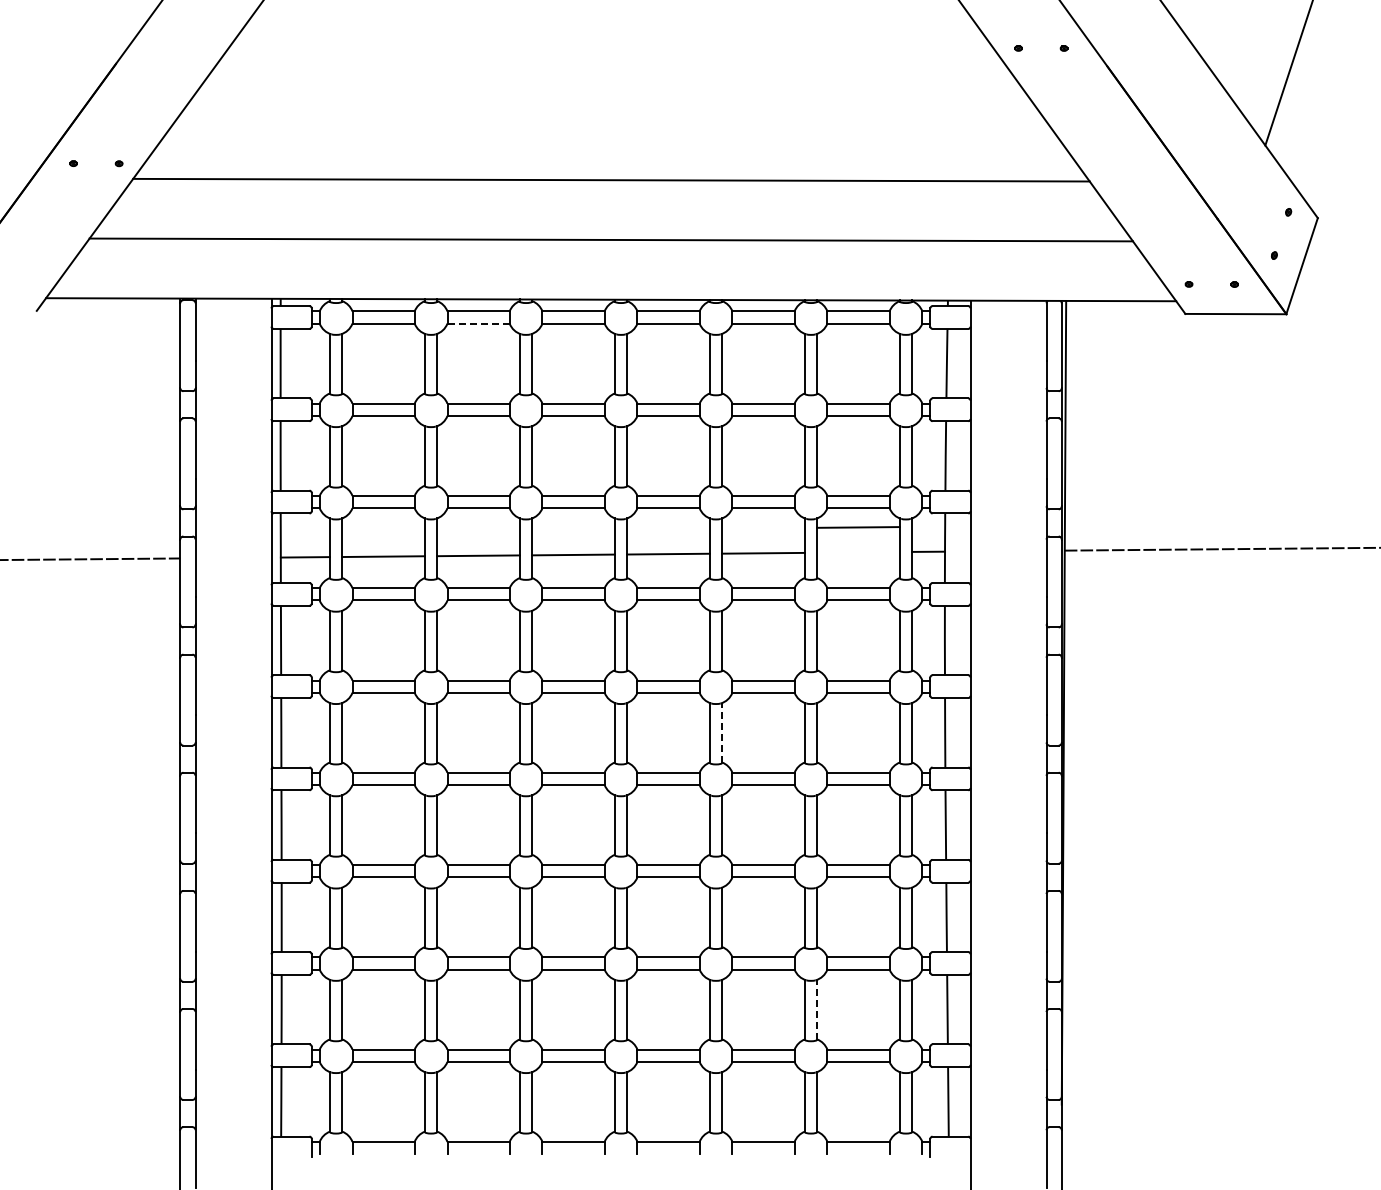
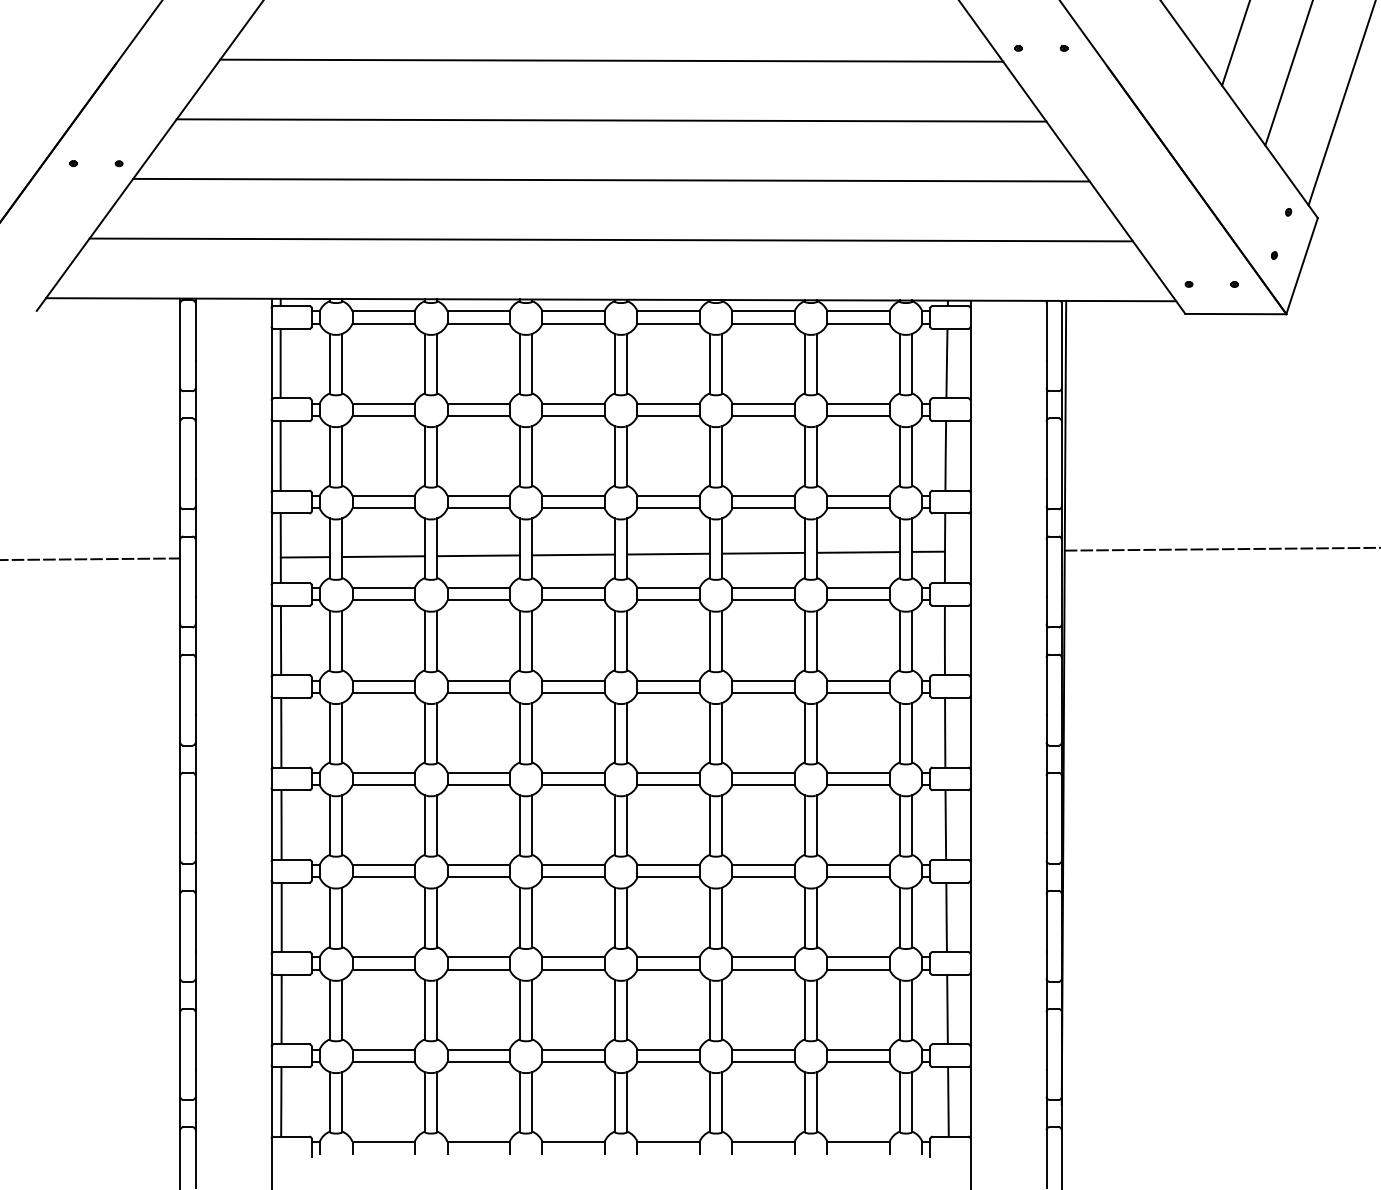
line: none -> present (1235, 43)
line: none -> present (611, 60)
line: none -> present (1341, 103)
line: none -> present (611, 120)
line: dashed -> solid (478, 323)
line position: (858, 527) -> (858, 552) (858, 552)
line: dashed -> solid (722, 733)
line: dashed -> solid (817, 1009)
